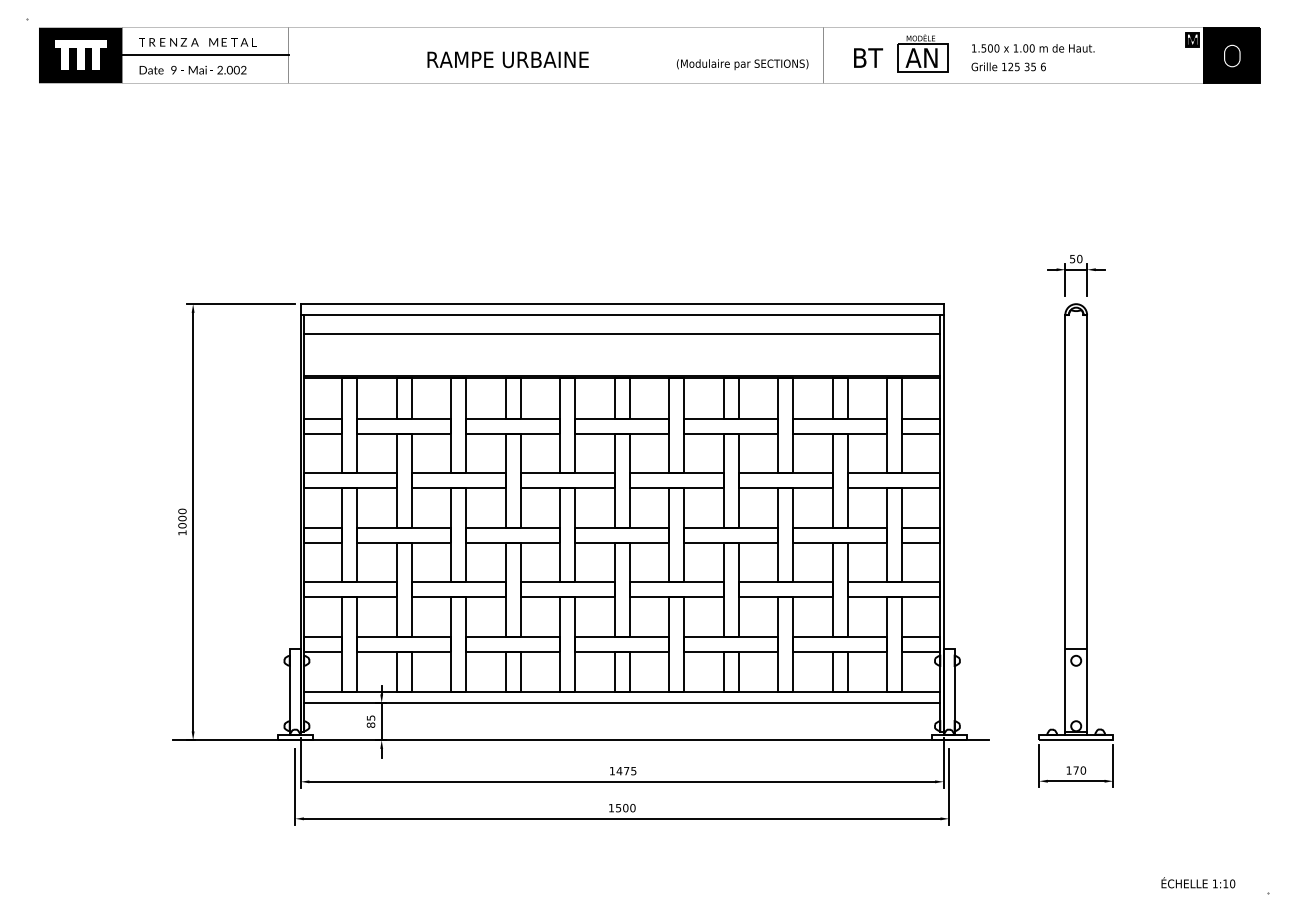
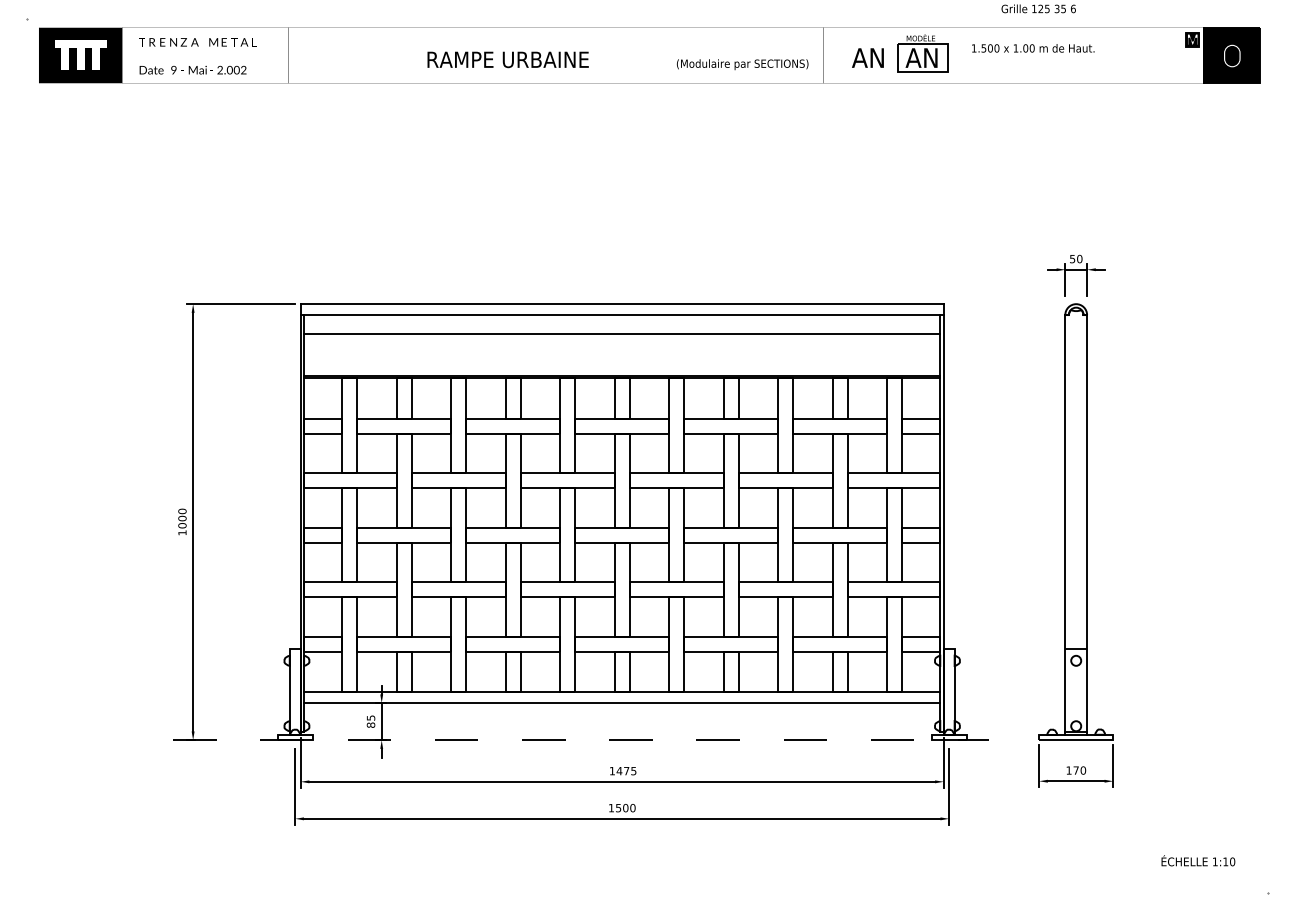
line: present -> none (205, 55)
text: BT -> AN (867, 57)
text position: (1008, 66) -> (1038, 8) (1038, 8)
line: solid -> dashed (580, 740)
text position: (1198, 882) -> (1198, 860) (1198, 860)
